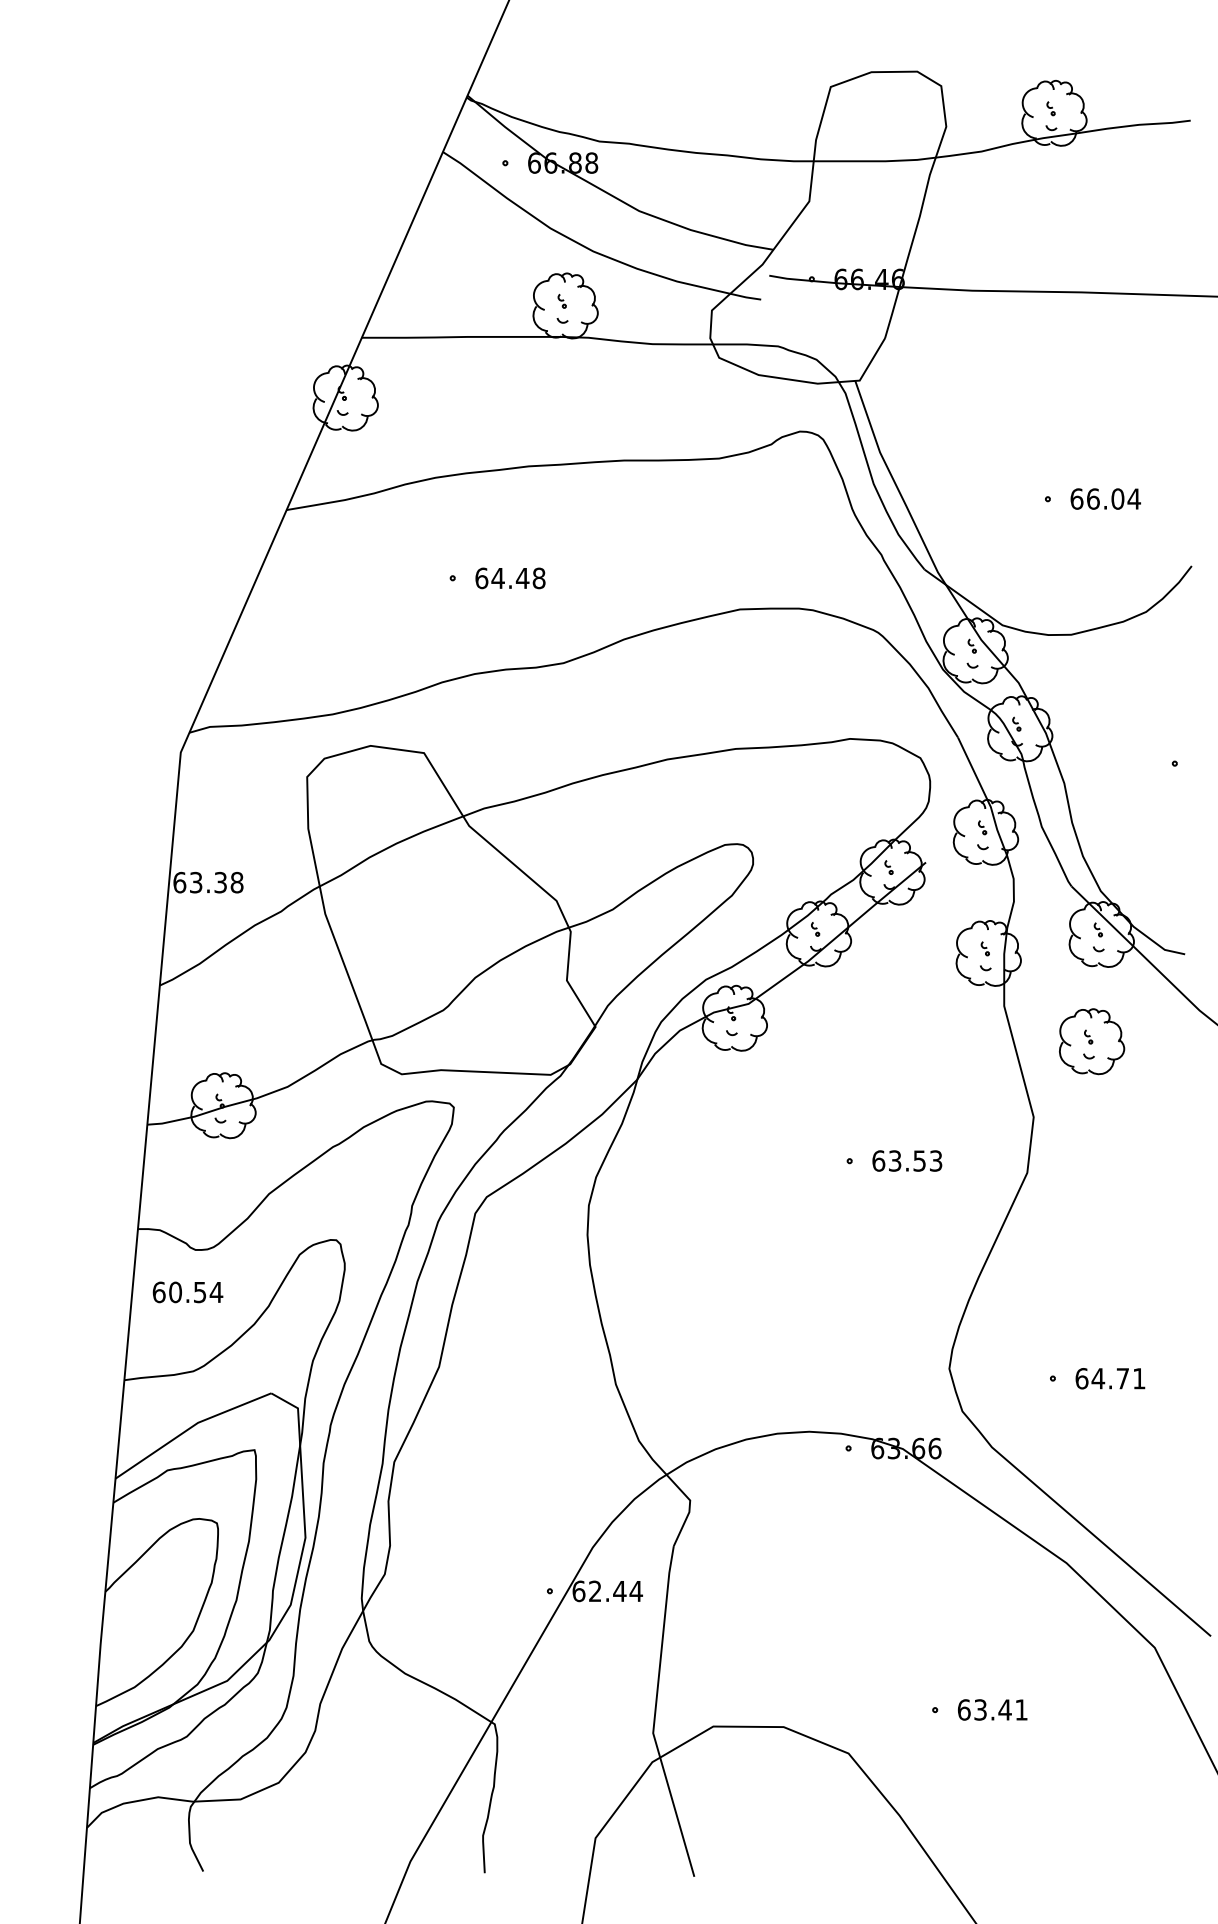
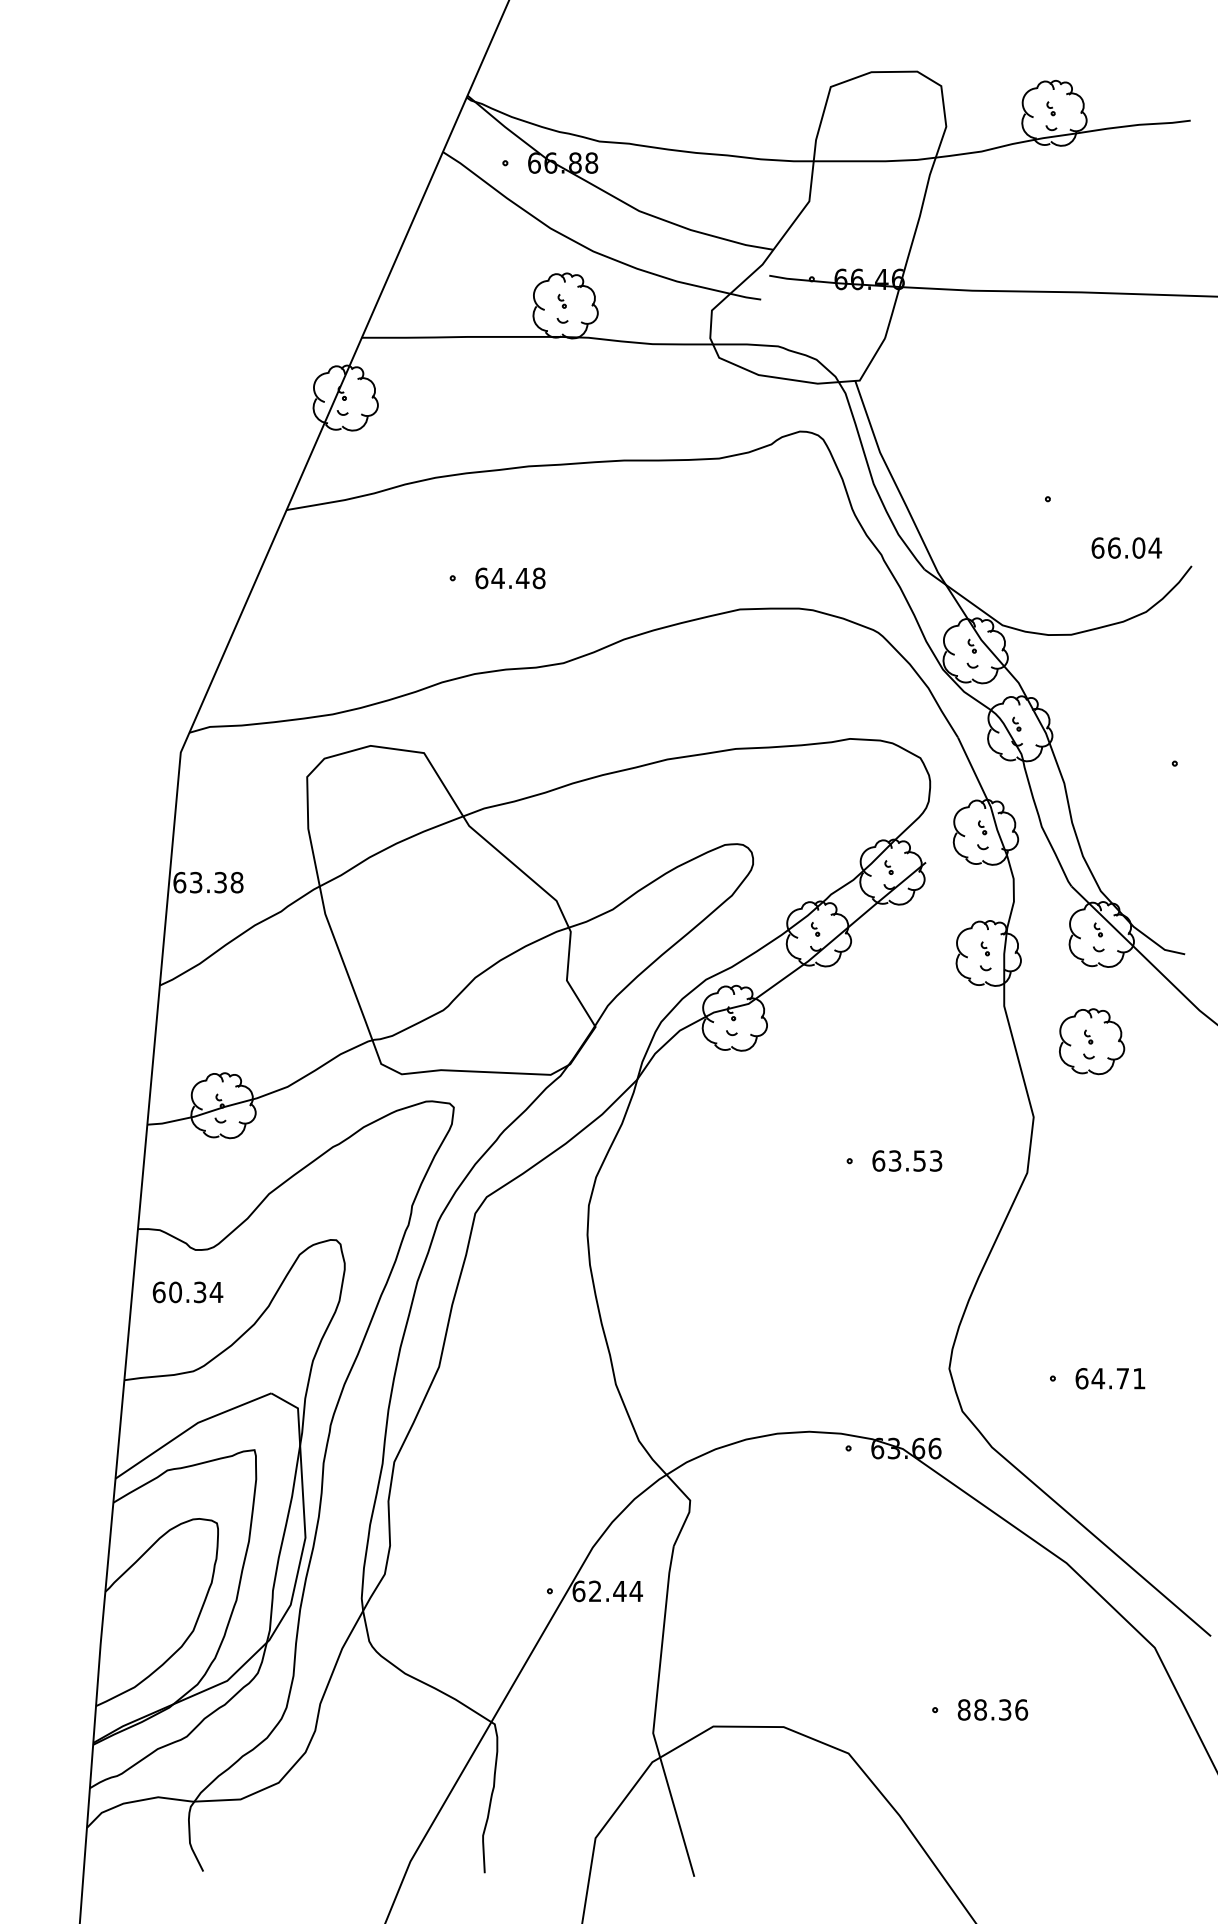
text position: (1105, 498) -> (1126, 547) (1126, 547)
text: 60.54 -> 60.34 (200, 1291)
text: 63.41 -> 88.36 (992, 1709)
